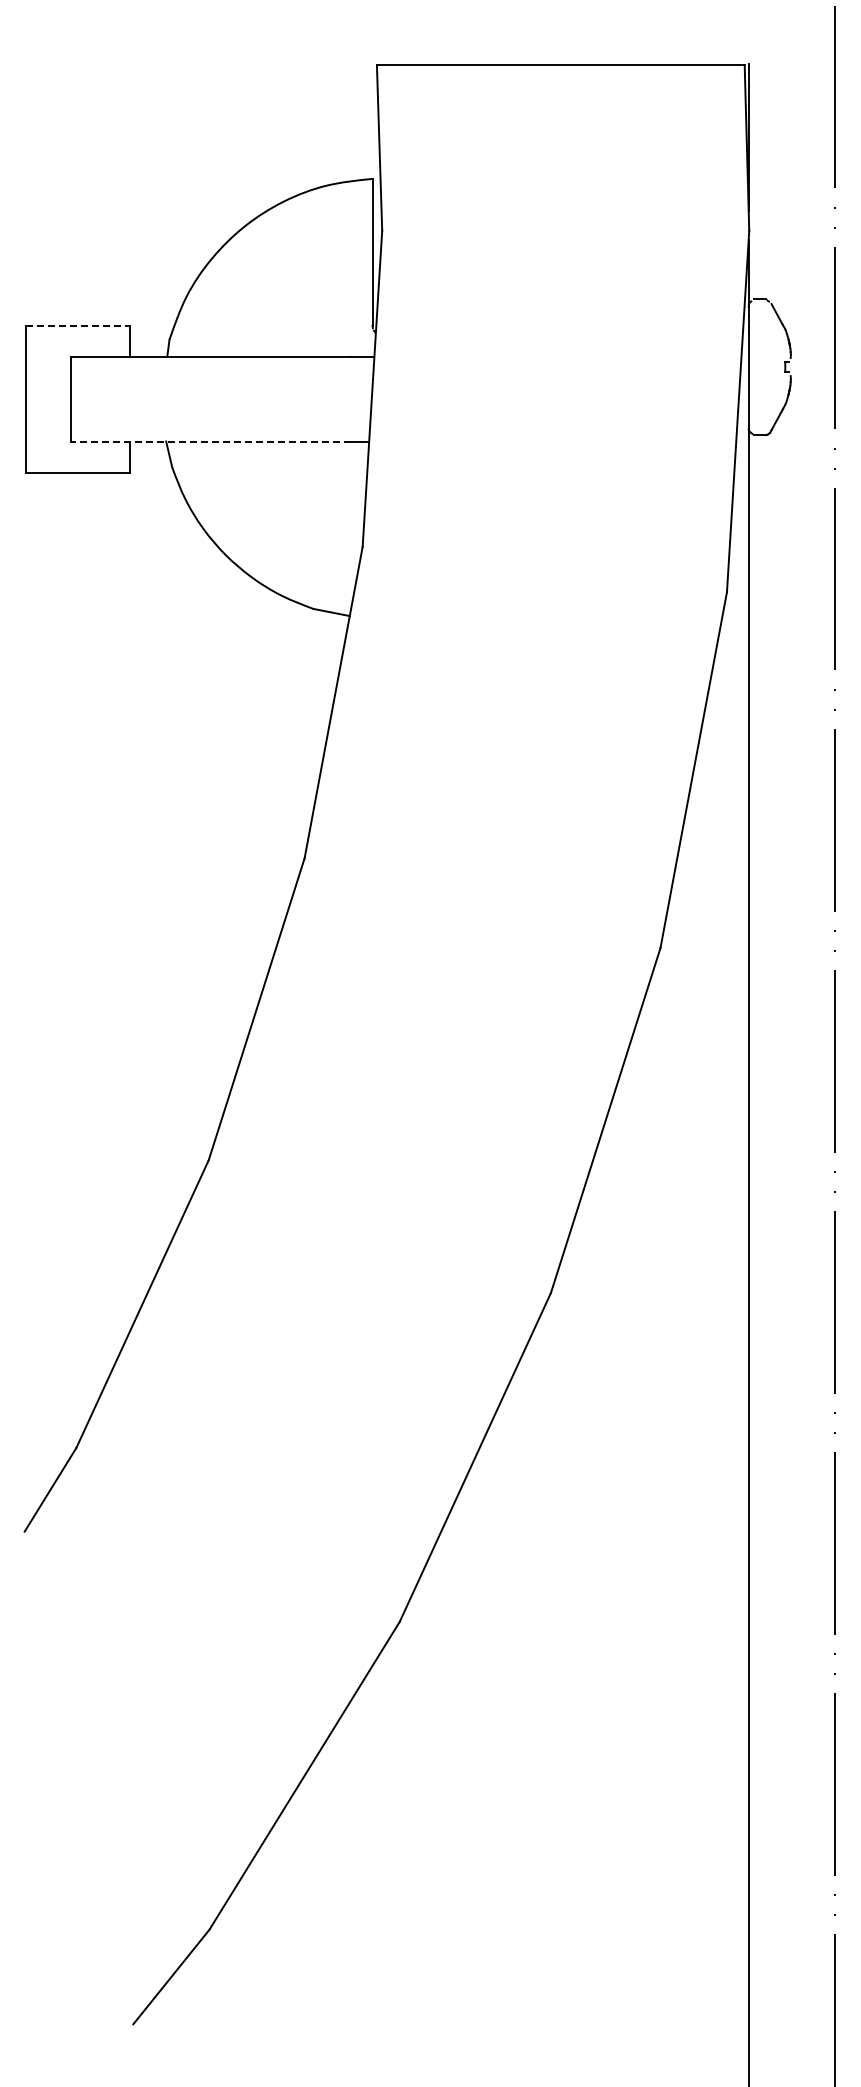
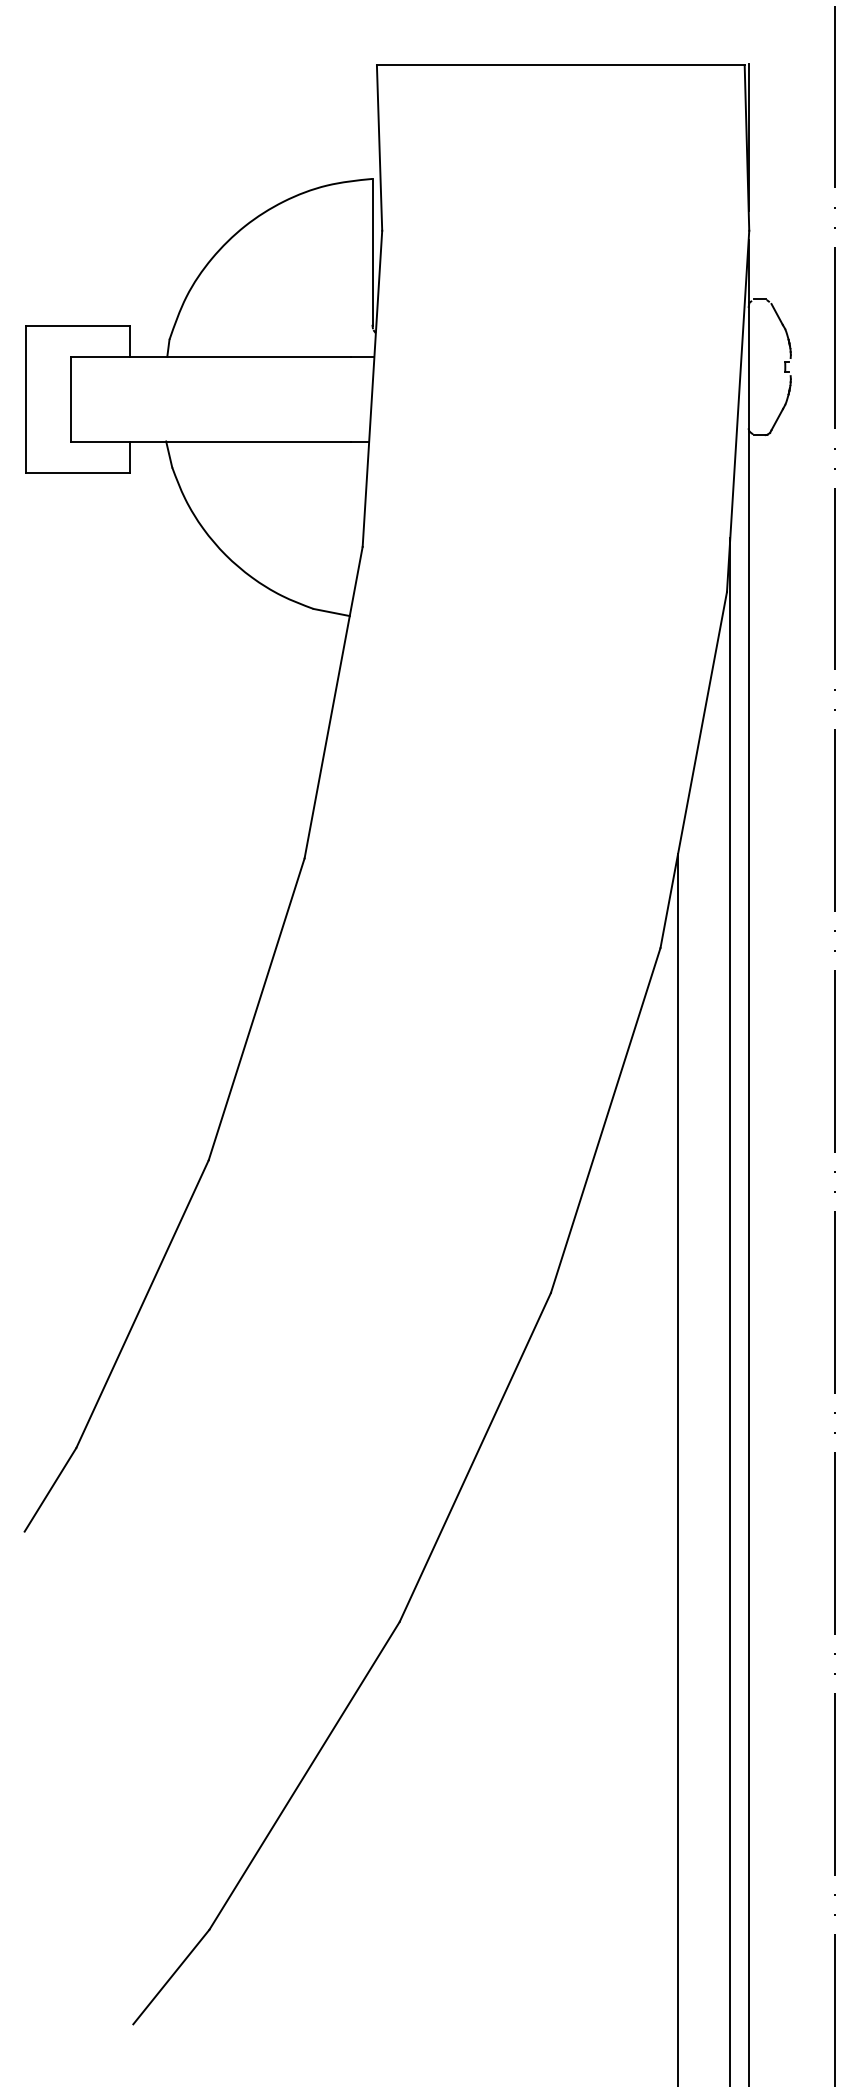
line: dashed -> solid (78, 325)
line: dashed -> solid (210, 441)
line: none -> present (730, 1310)
line: none -> present (678, 1468)
